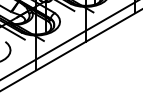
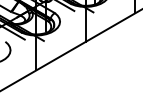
line: present -> none (68, 40)
